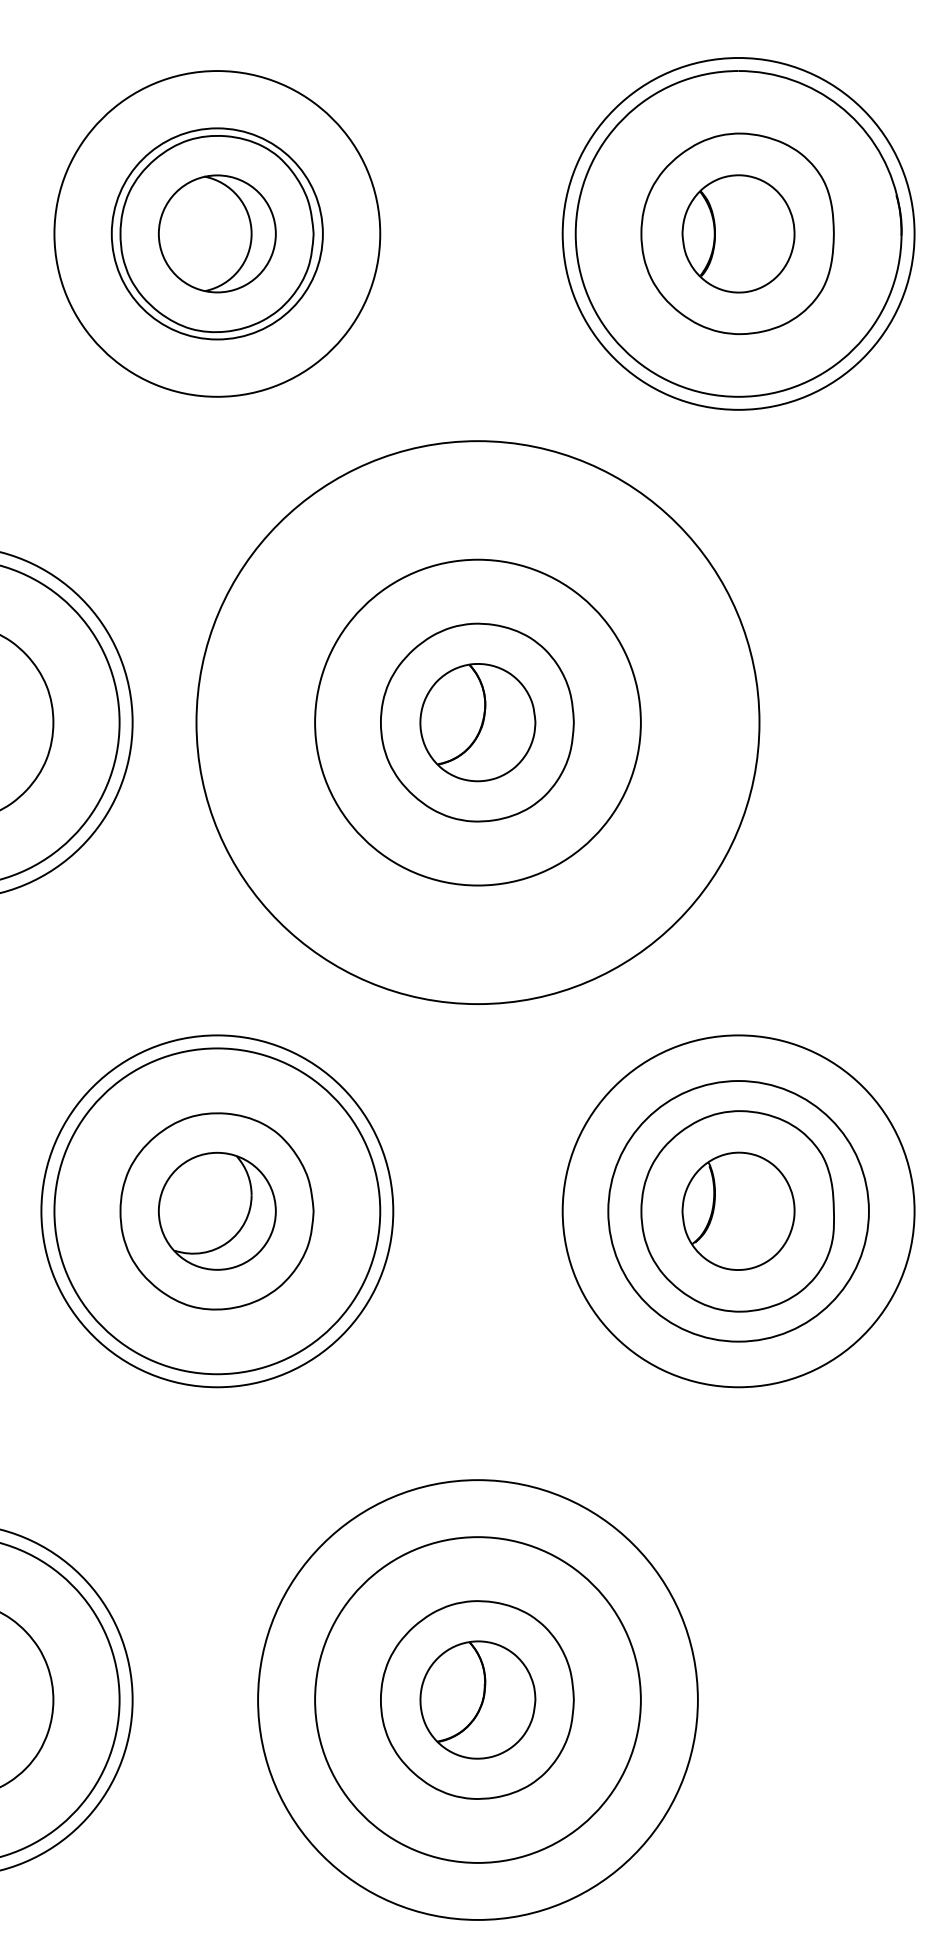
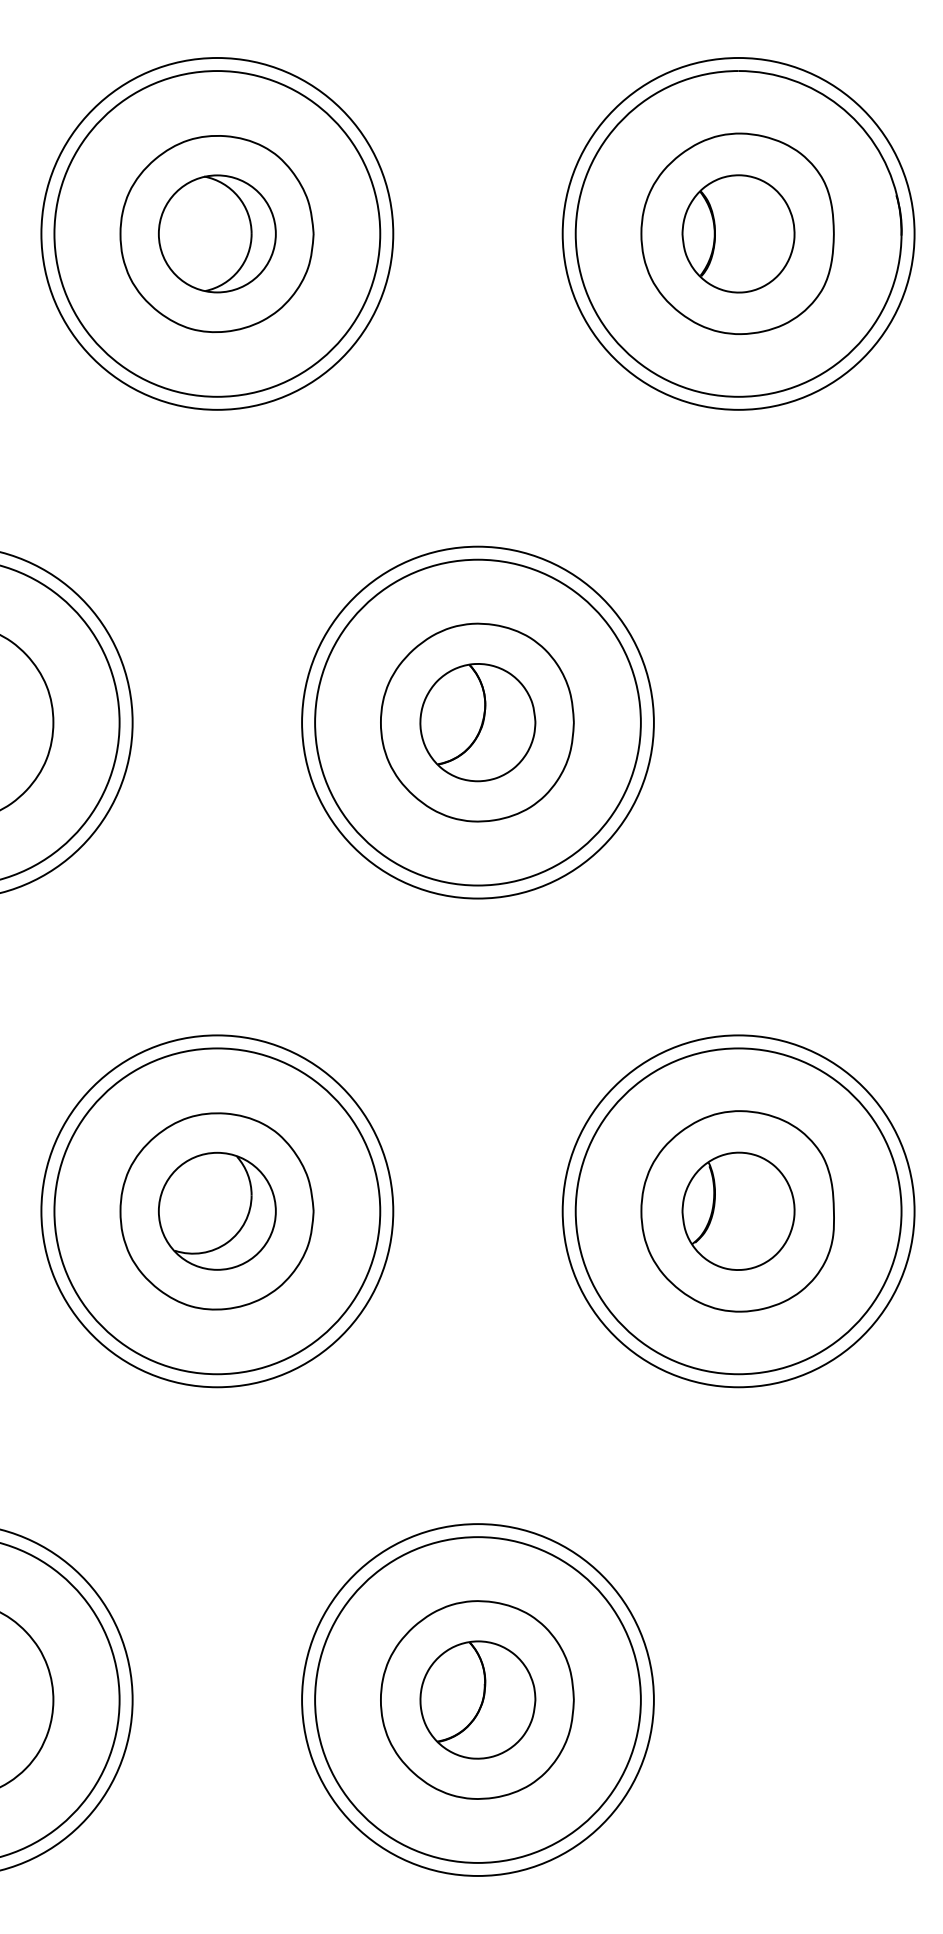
circle diameter: 211 px -> 352 px (217, 233)
circle diameter: 563 px -> 352 px (477, 722)
circle diameter: 261 px -> 326 px (738, 1211)
circle diameter: 440 px -> 352 px (477, 1699)
